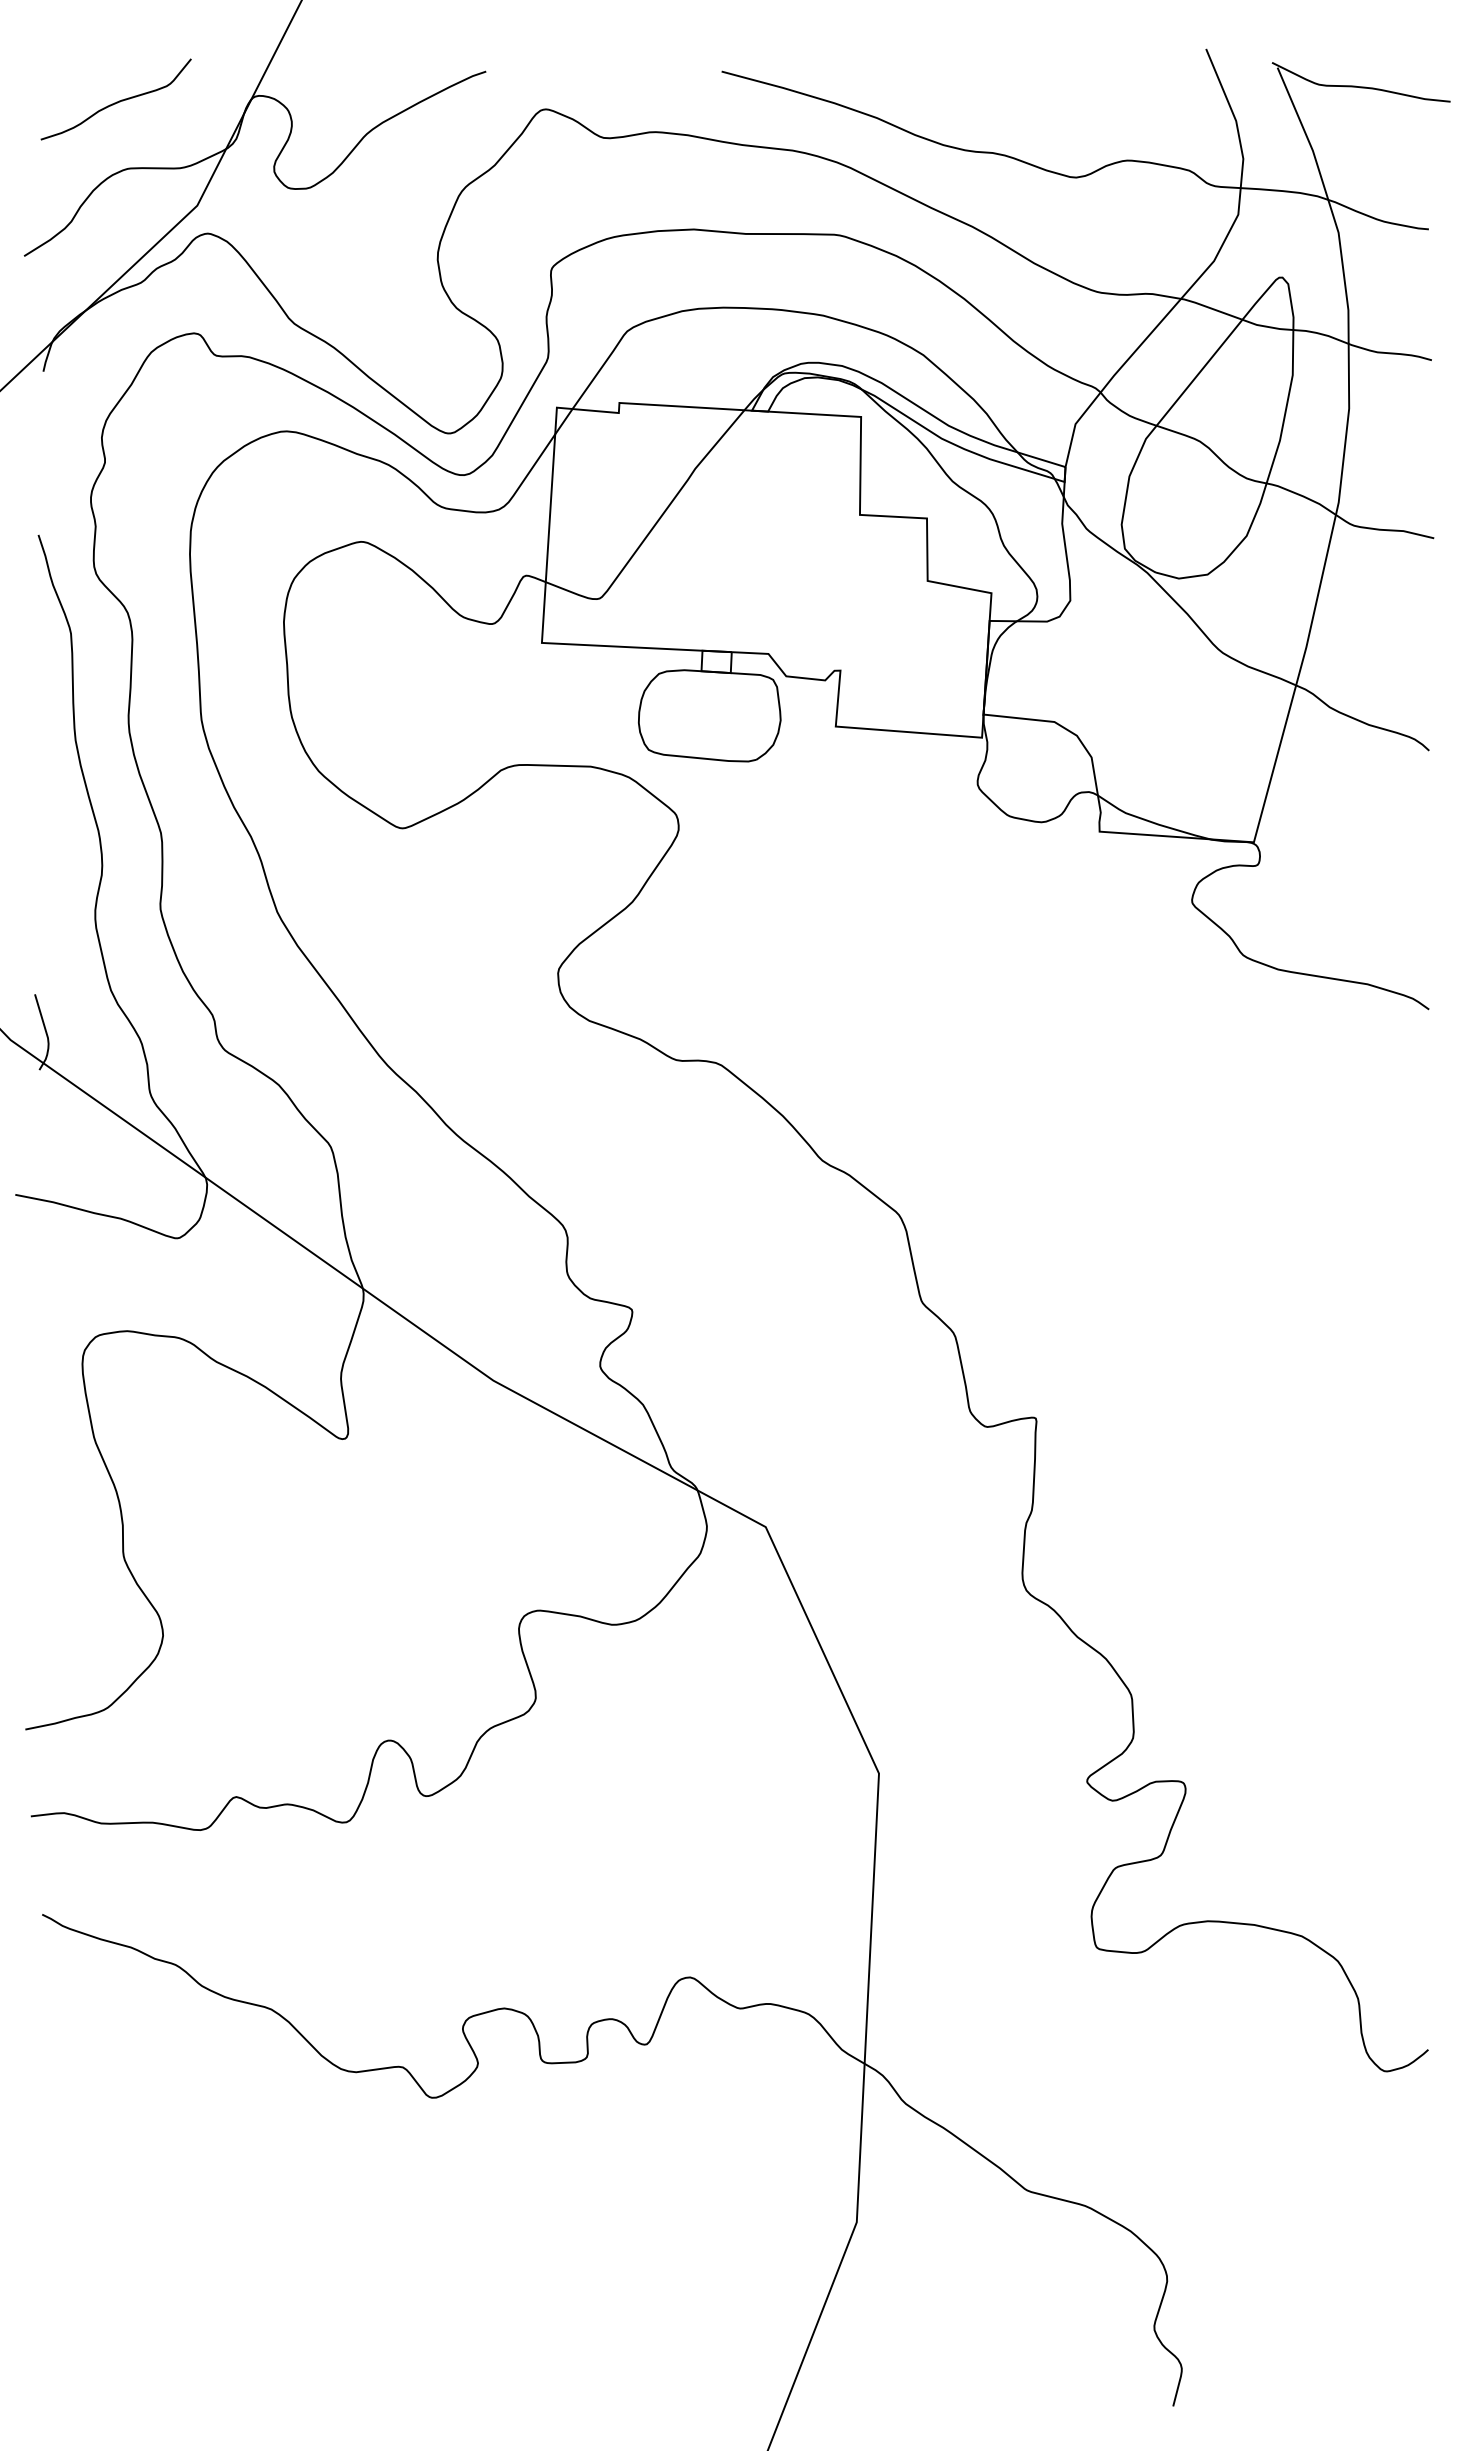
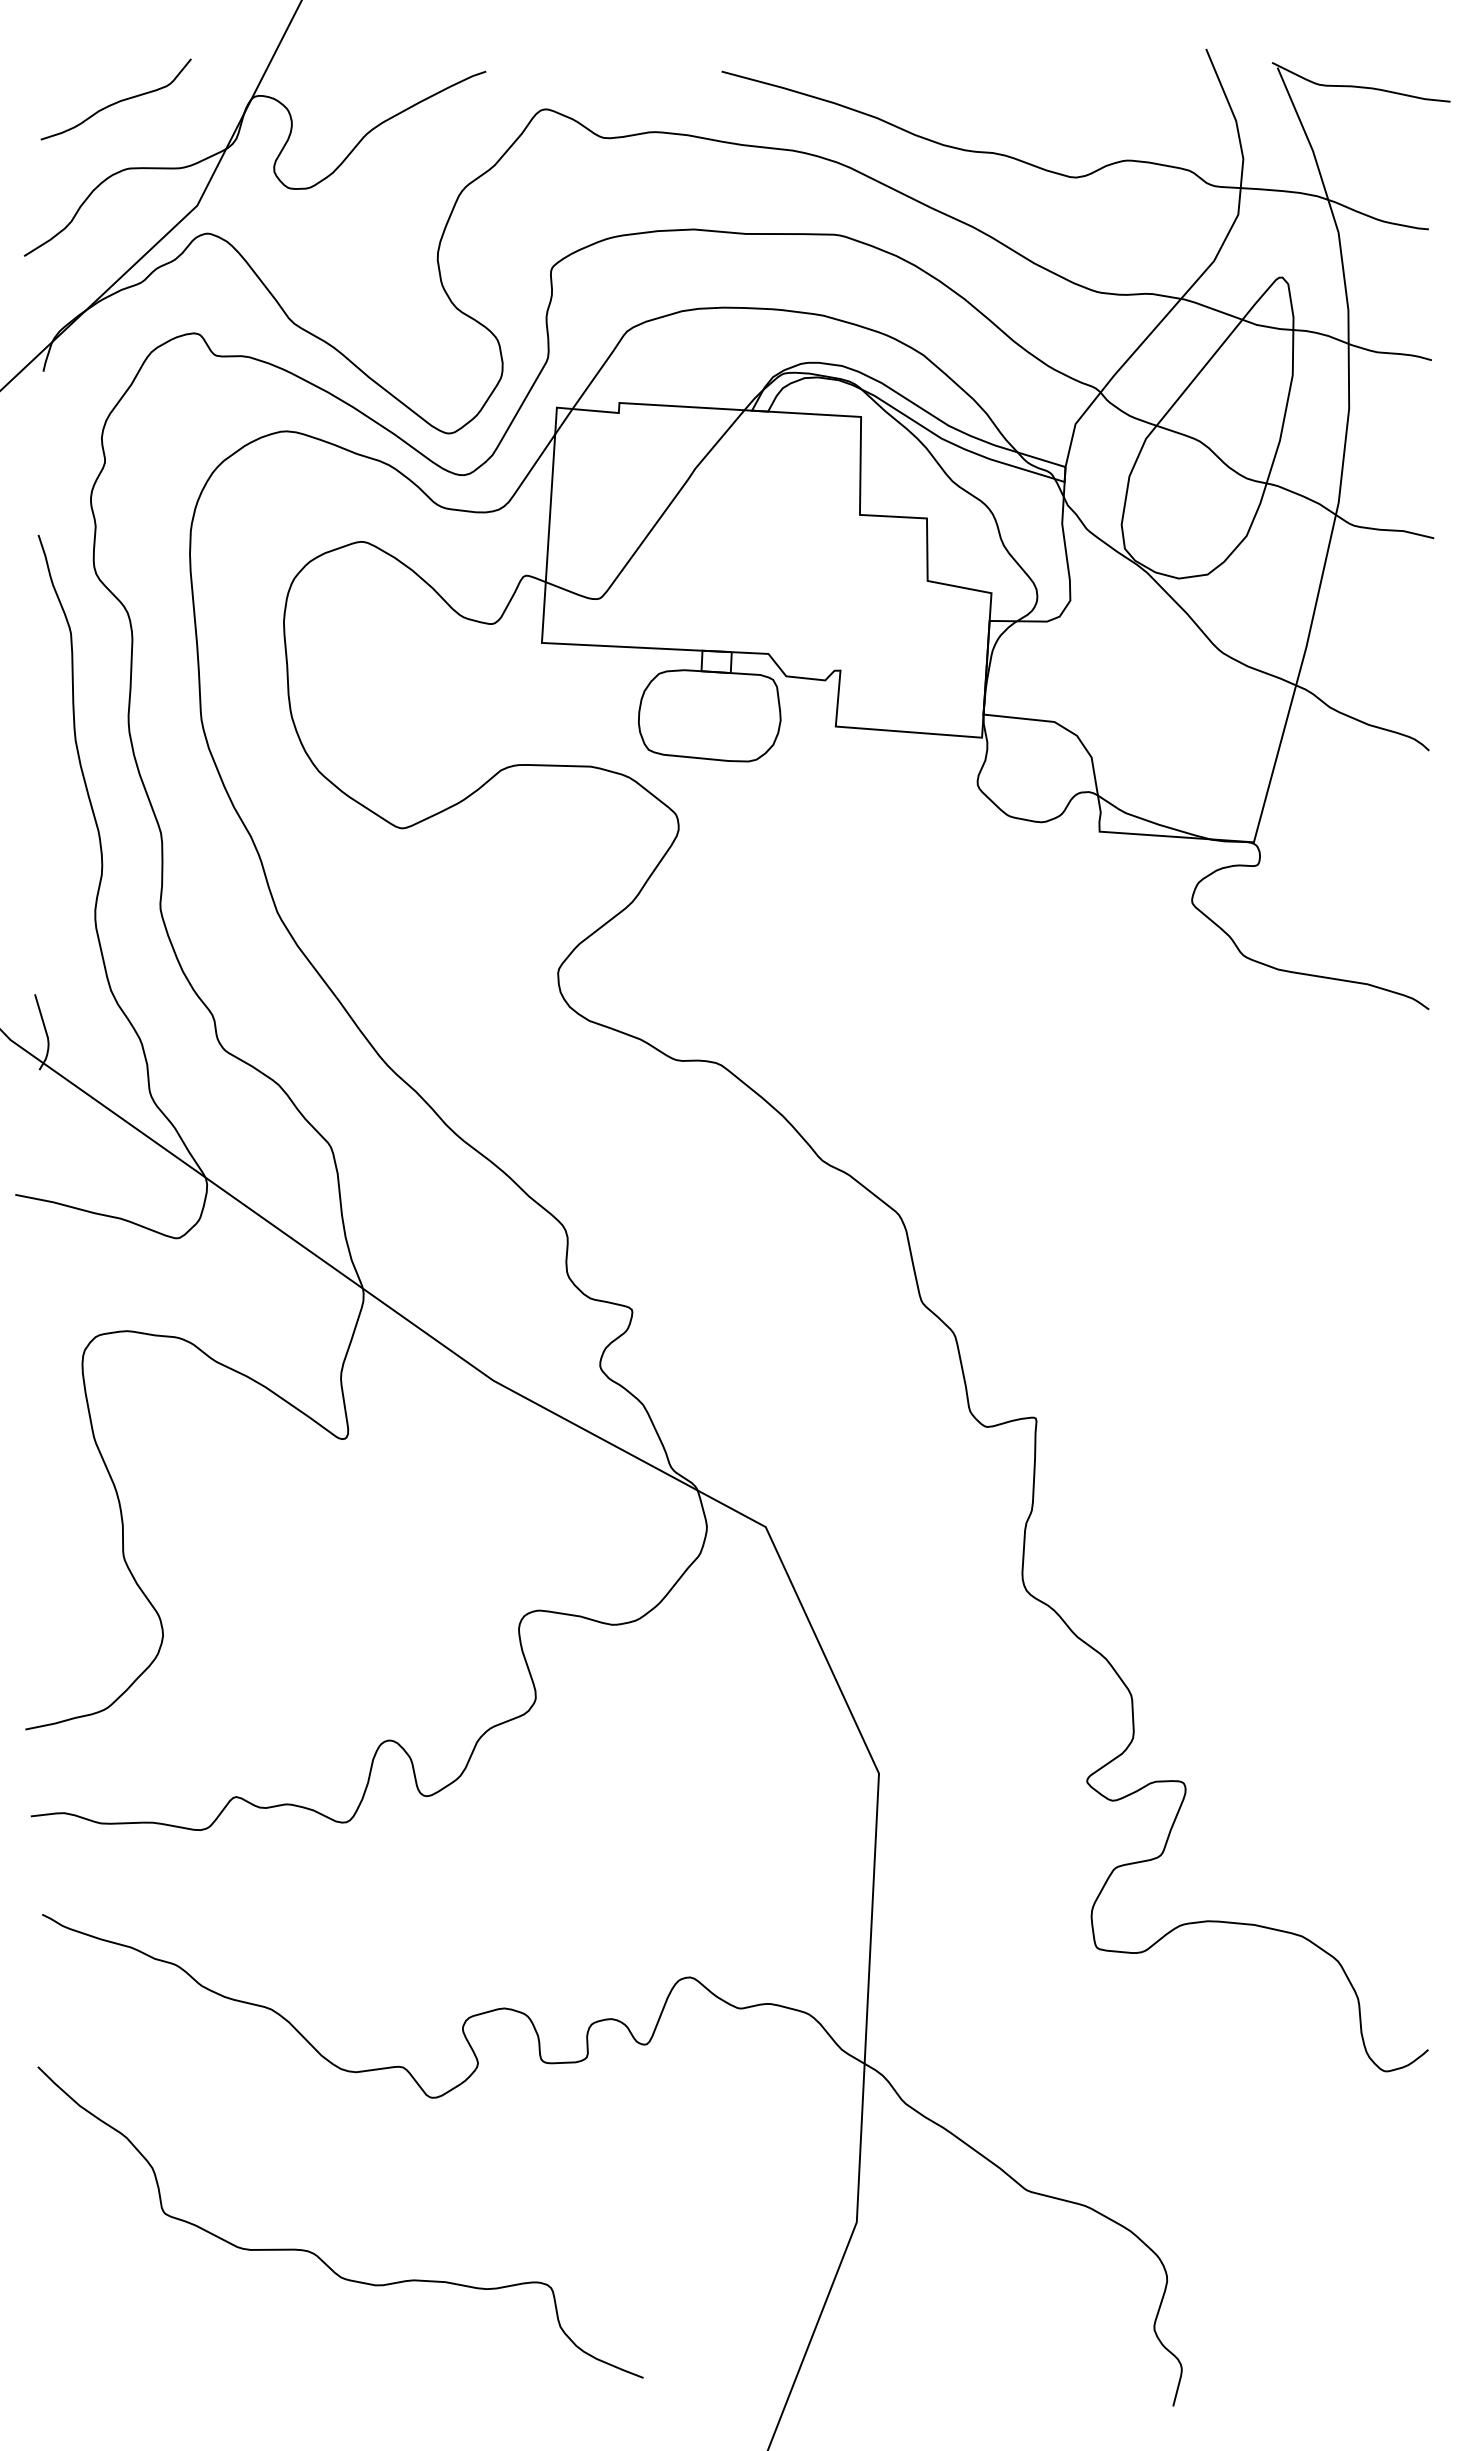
curve: none -> present (318, 2255)
